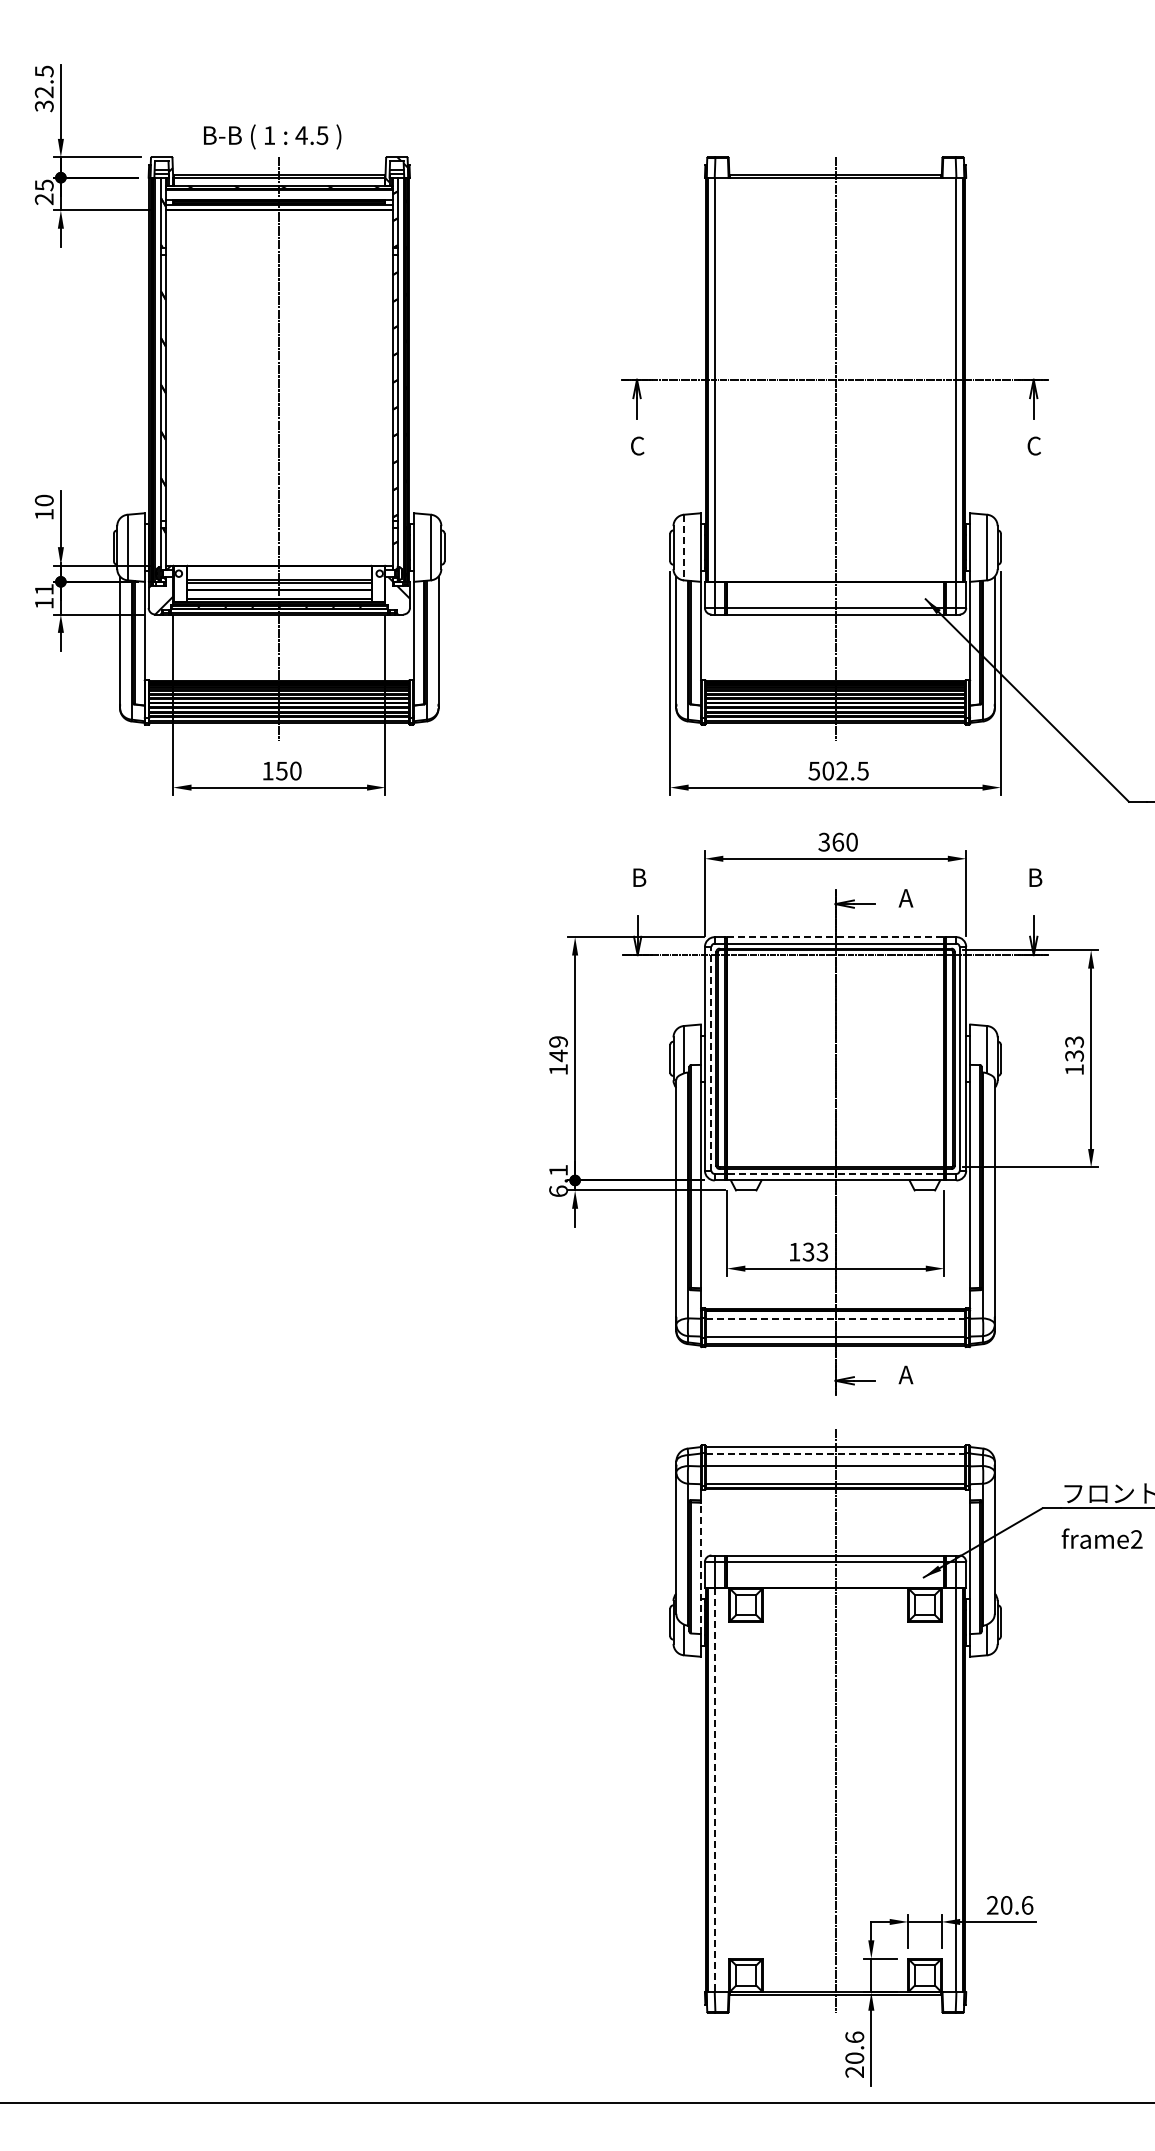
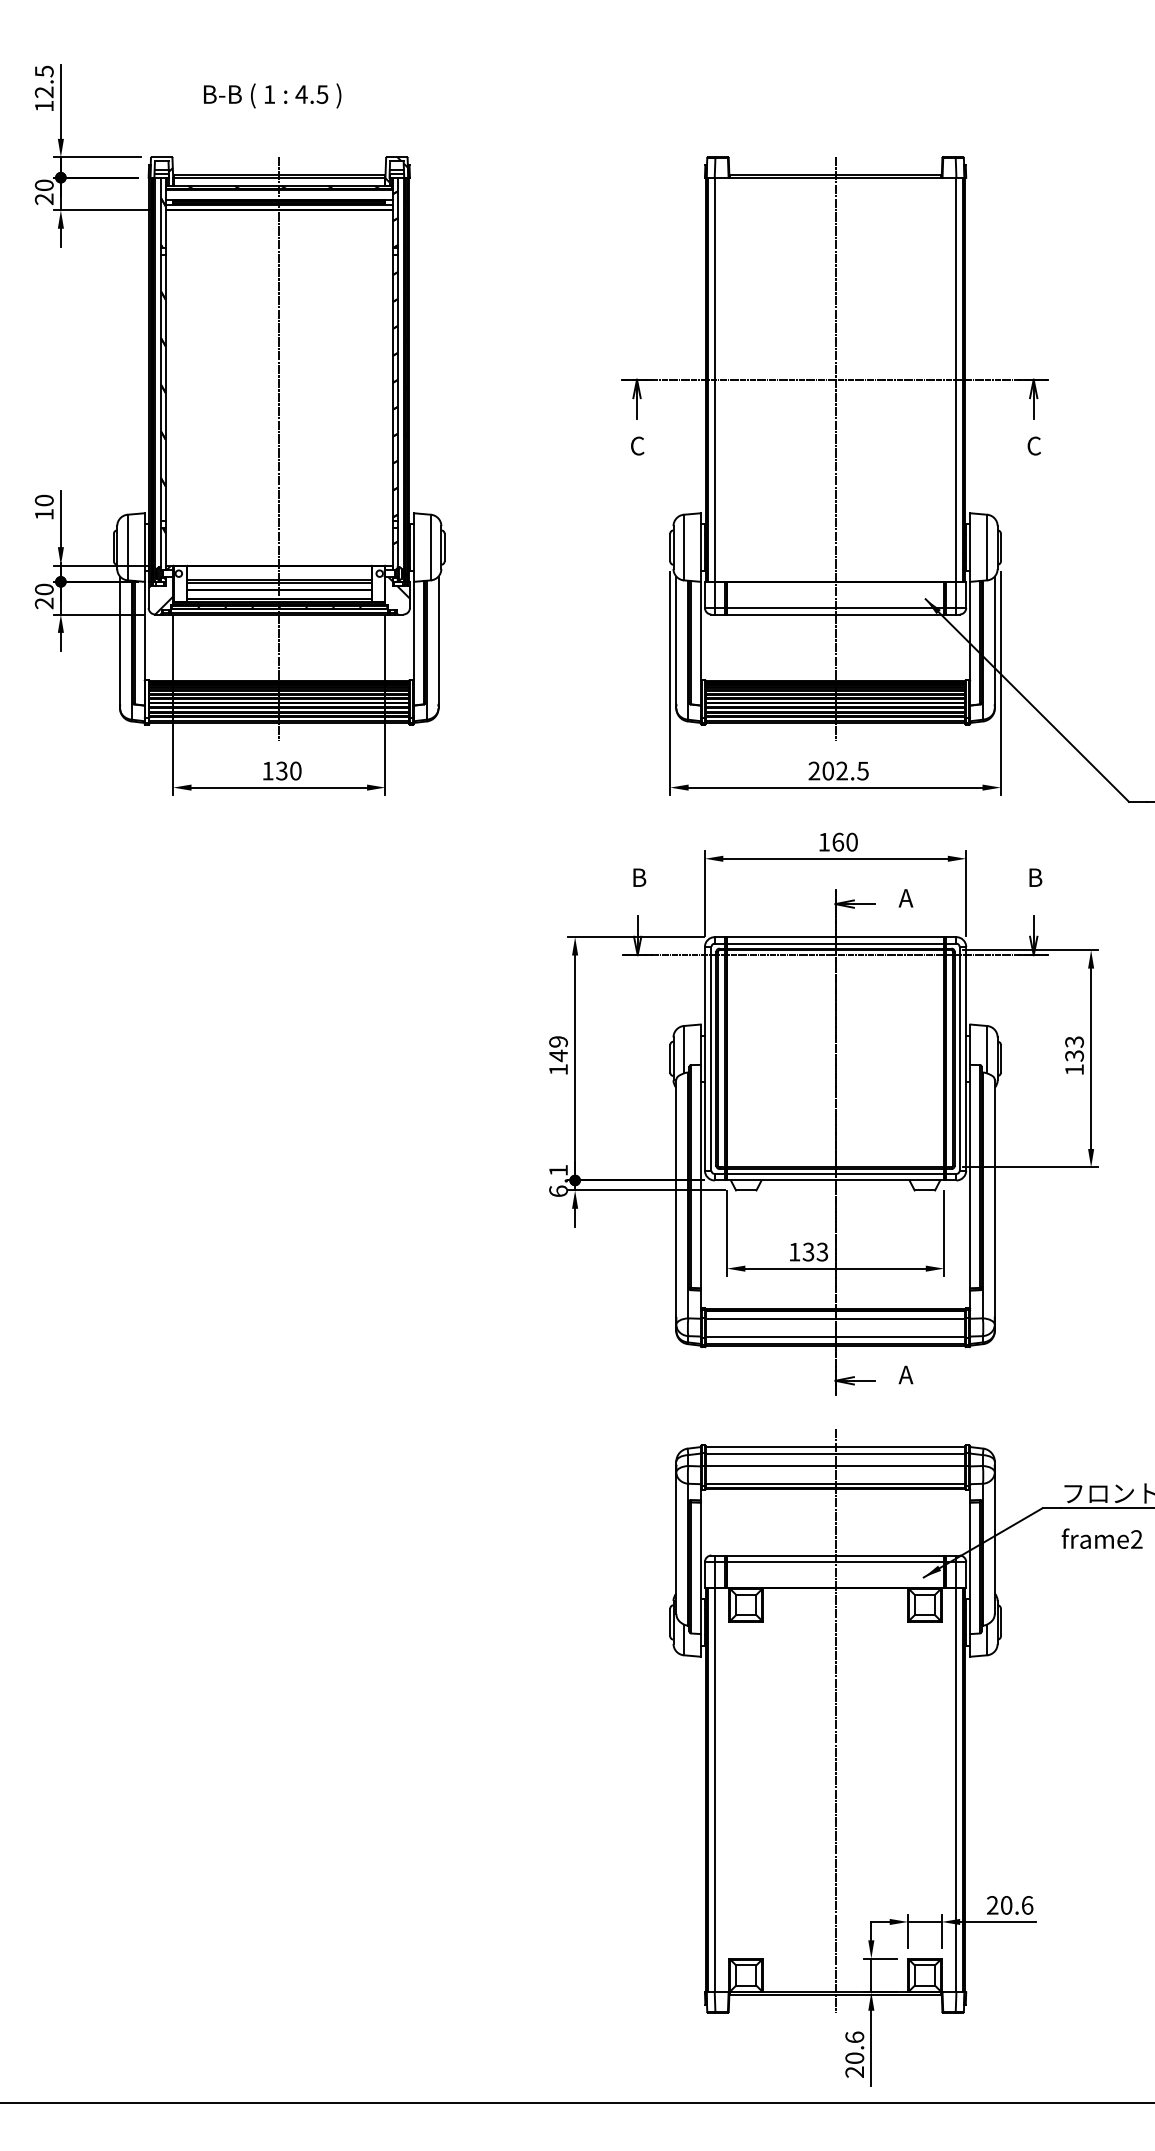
text: 32.5 -> 12.5 (43, 106)
text position: (272, 136) -> (272, 95) (272, 95)
text: 25 -> 20 (43, 185)
line: dashed -> solid (683, 547)
text: 11 -> 20 (43, 596)
text: 150 -> 130 (281, 770)
text: 502.5 -> 202.5 (814, 770)
text: 360 -> 160 (823, 841)
line: dashed -> solid (835, 937)
line: dashed -> solid (711, 1058)
line: dashed -> solid (835, 1173)
line: dashed -> solid (835, 1318)
line: dashed -> solid (835, 1453)
line: dashed -> solid (700, 1568)
line: dashed -> solid (715, 1790)
